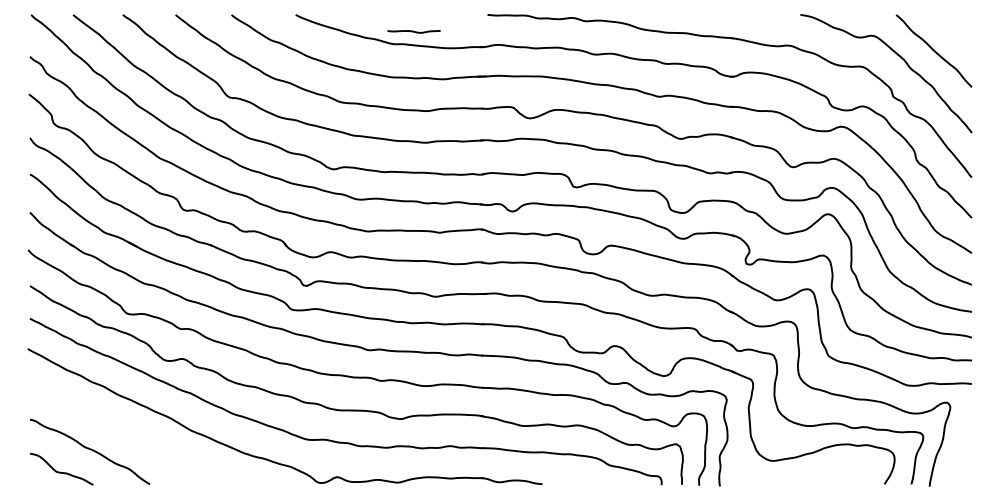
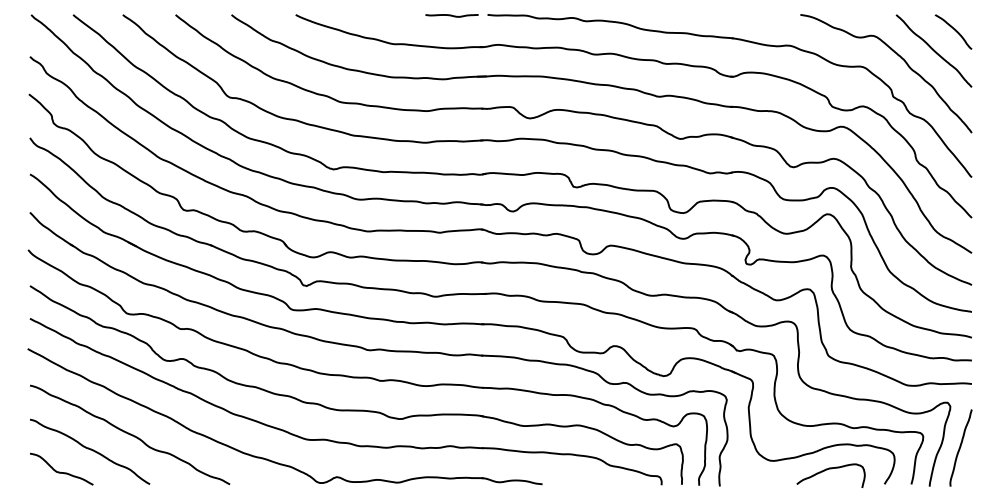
curve: none -> present (954, 30)
line position: (413, 31) -> (451, 15) (451, 15)
curve: none -> present (130, 434)
curve: none -> present (960, 447)
curve: none -> present (827, 470)
